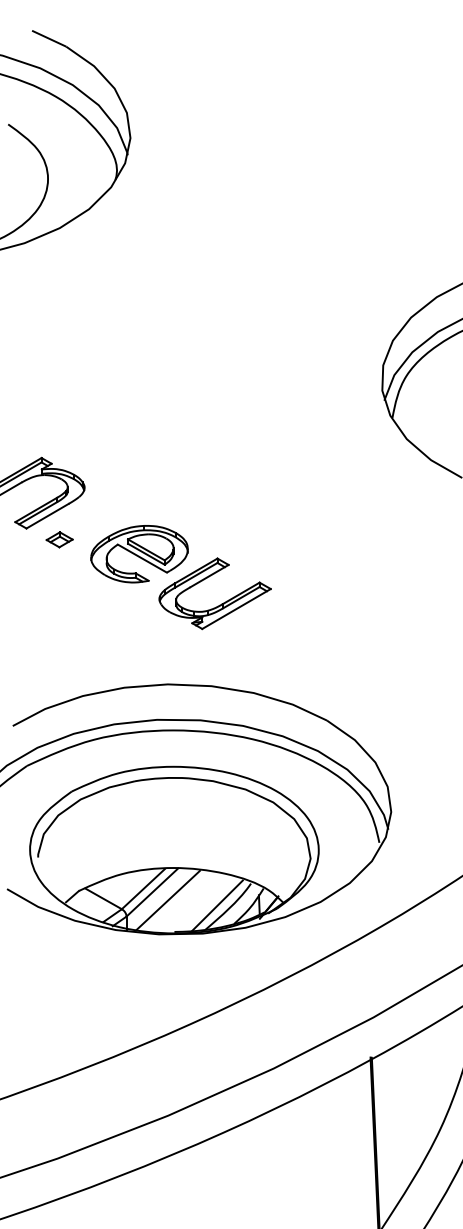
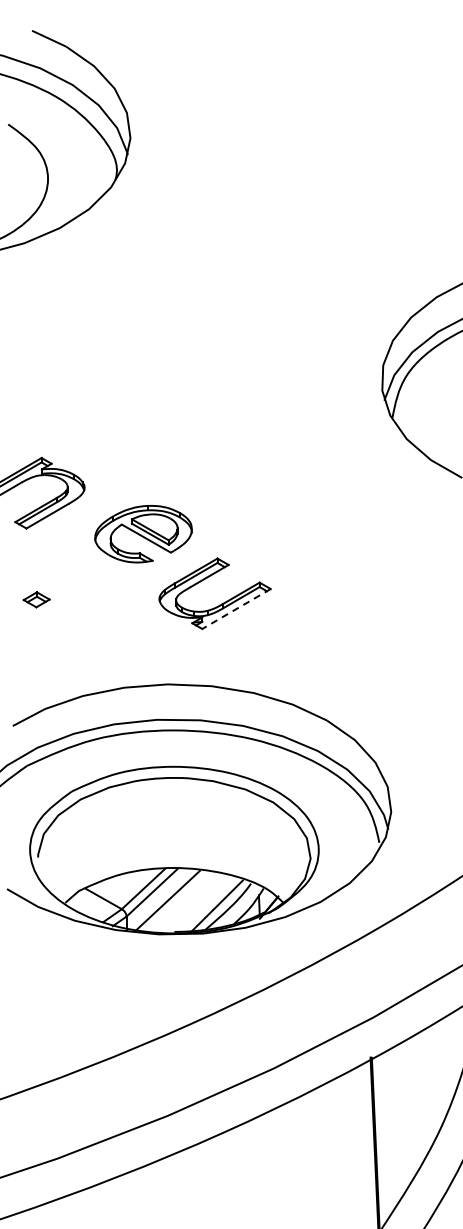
part position: (59, 539) -> (36, 599) (36, 599)
part position: (139, 554) -> (143, 534) (143, 534)
line: solid -> dashed (236, 609)
